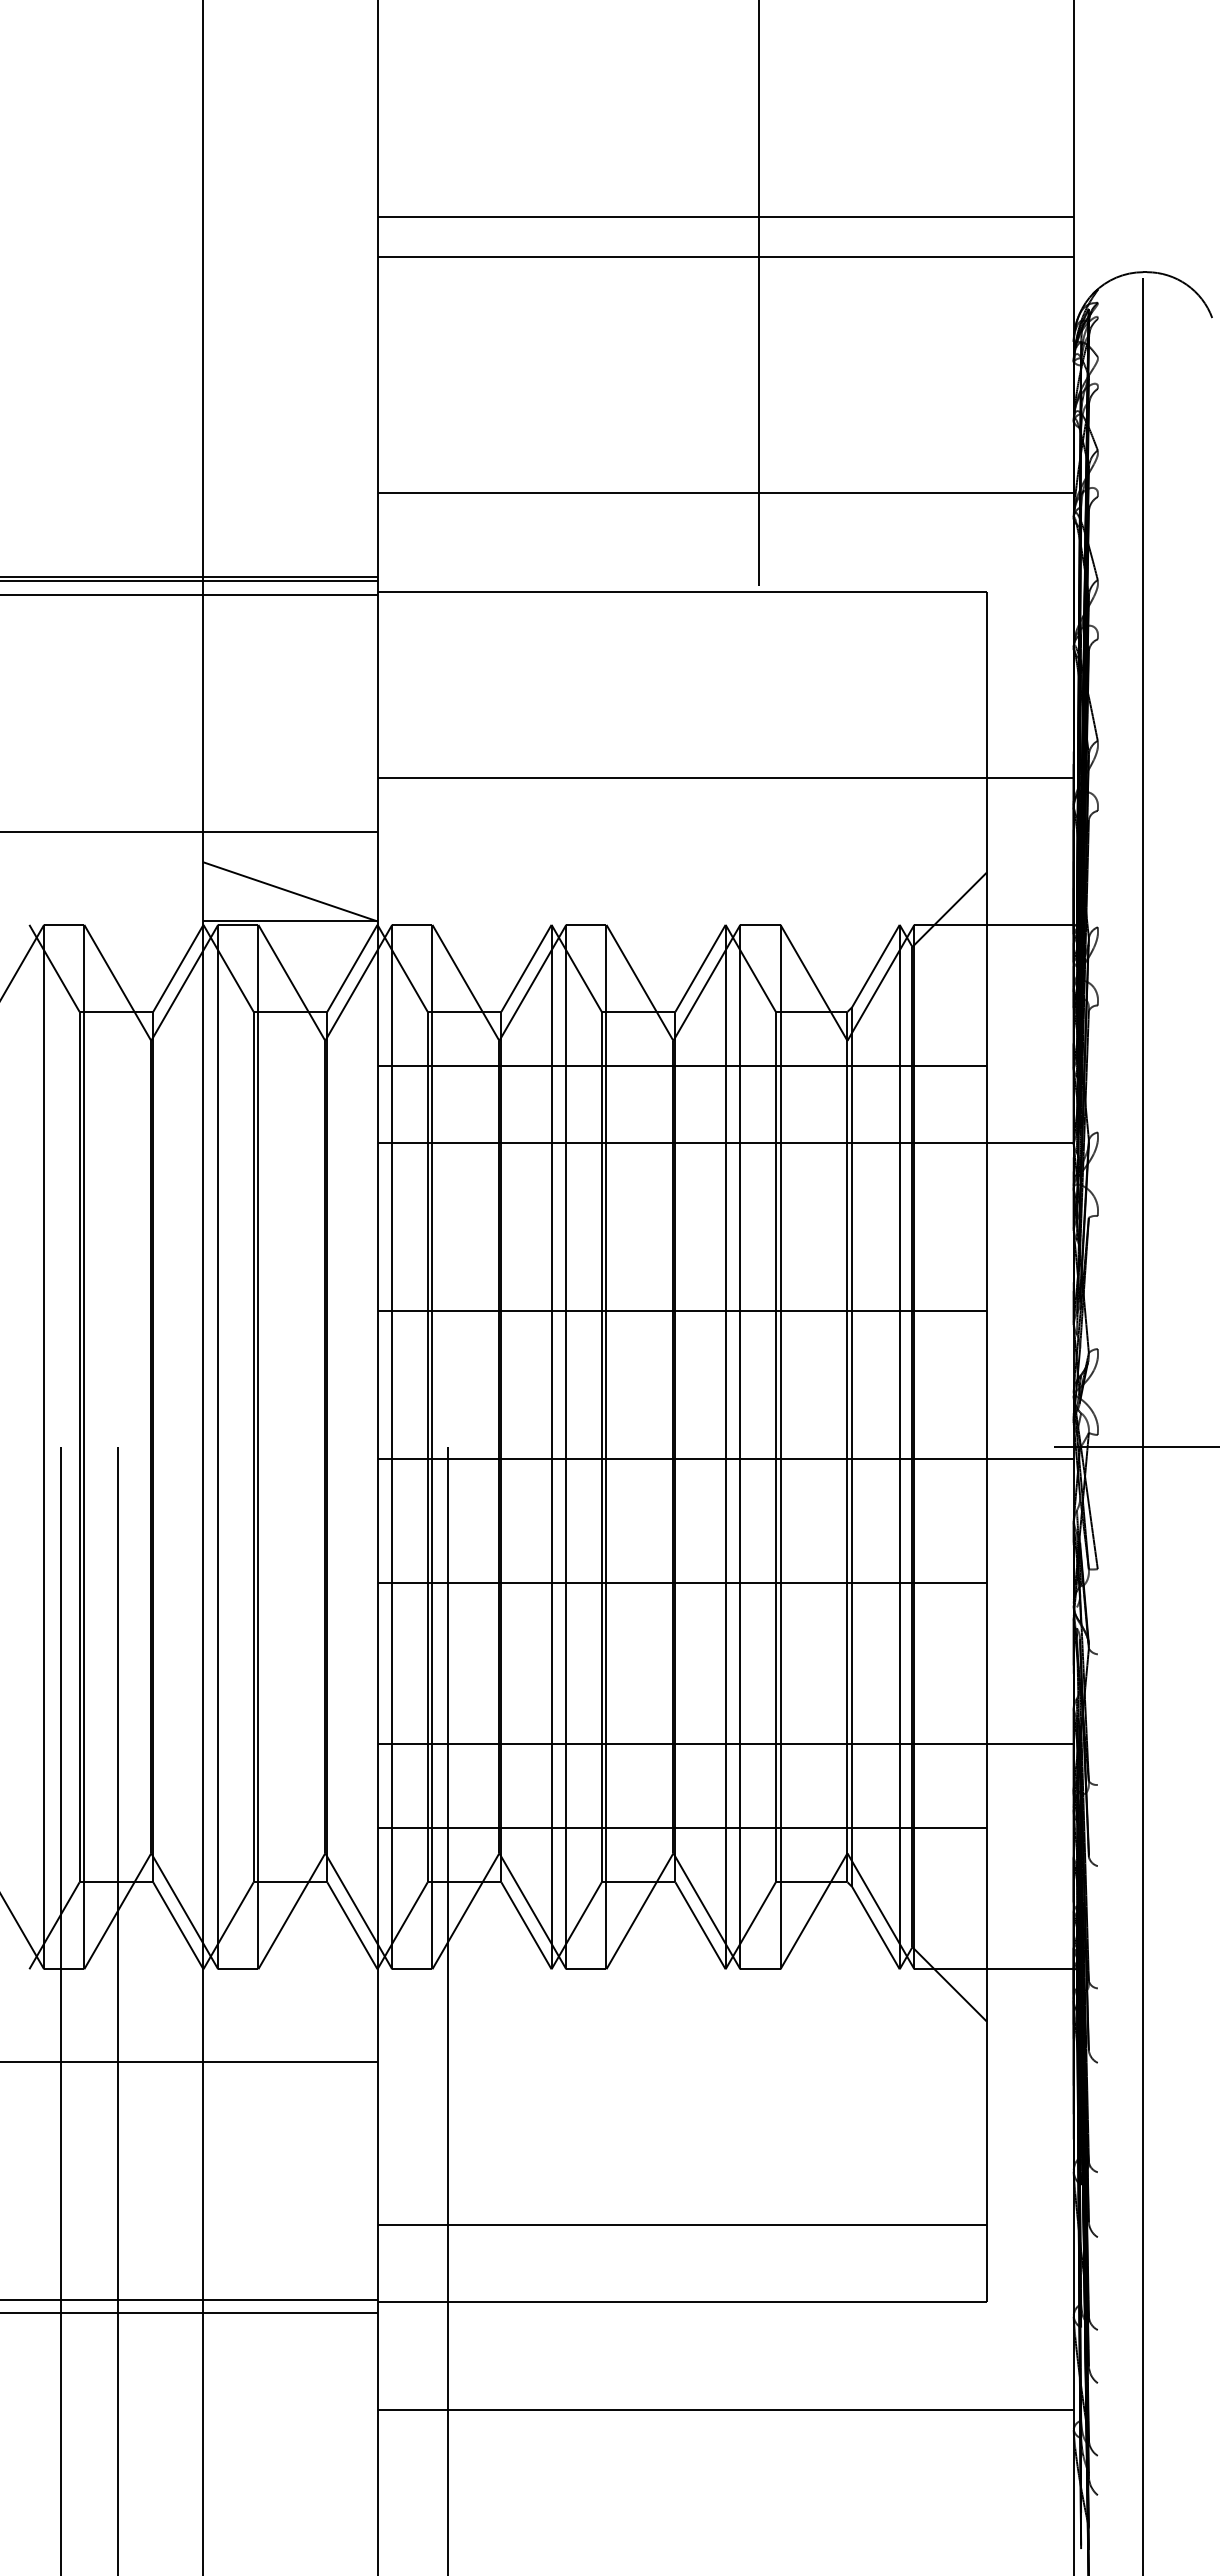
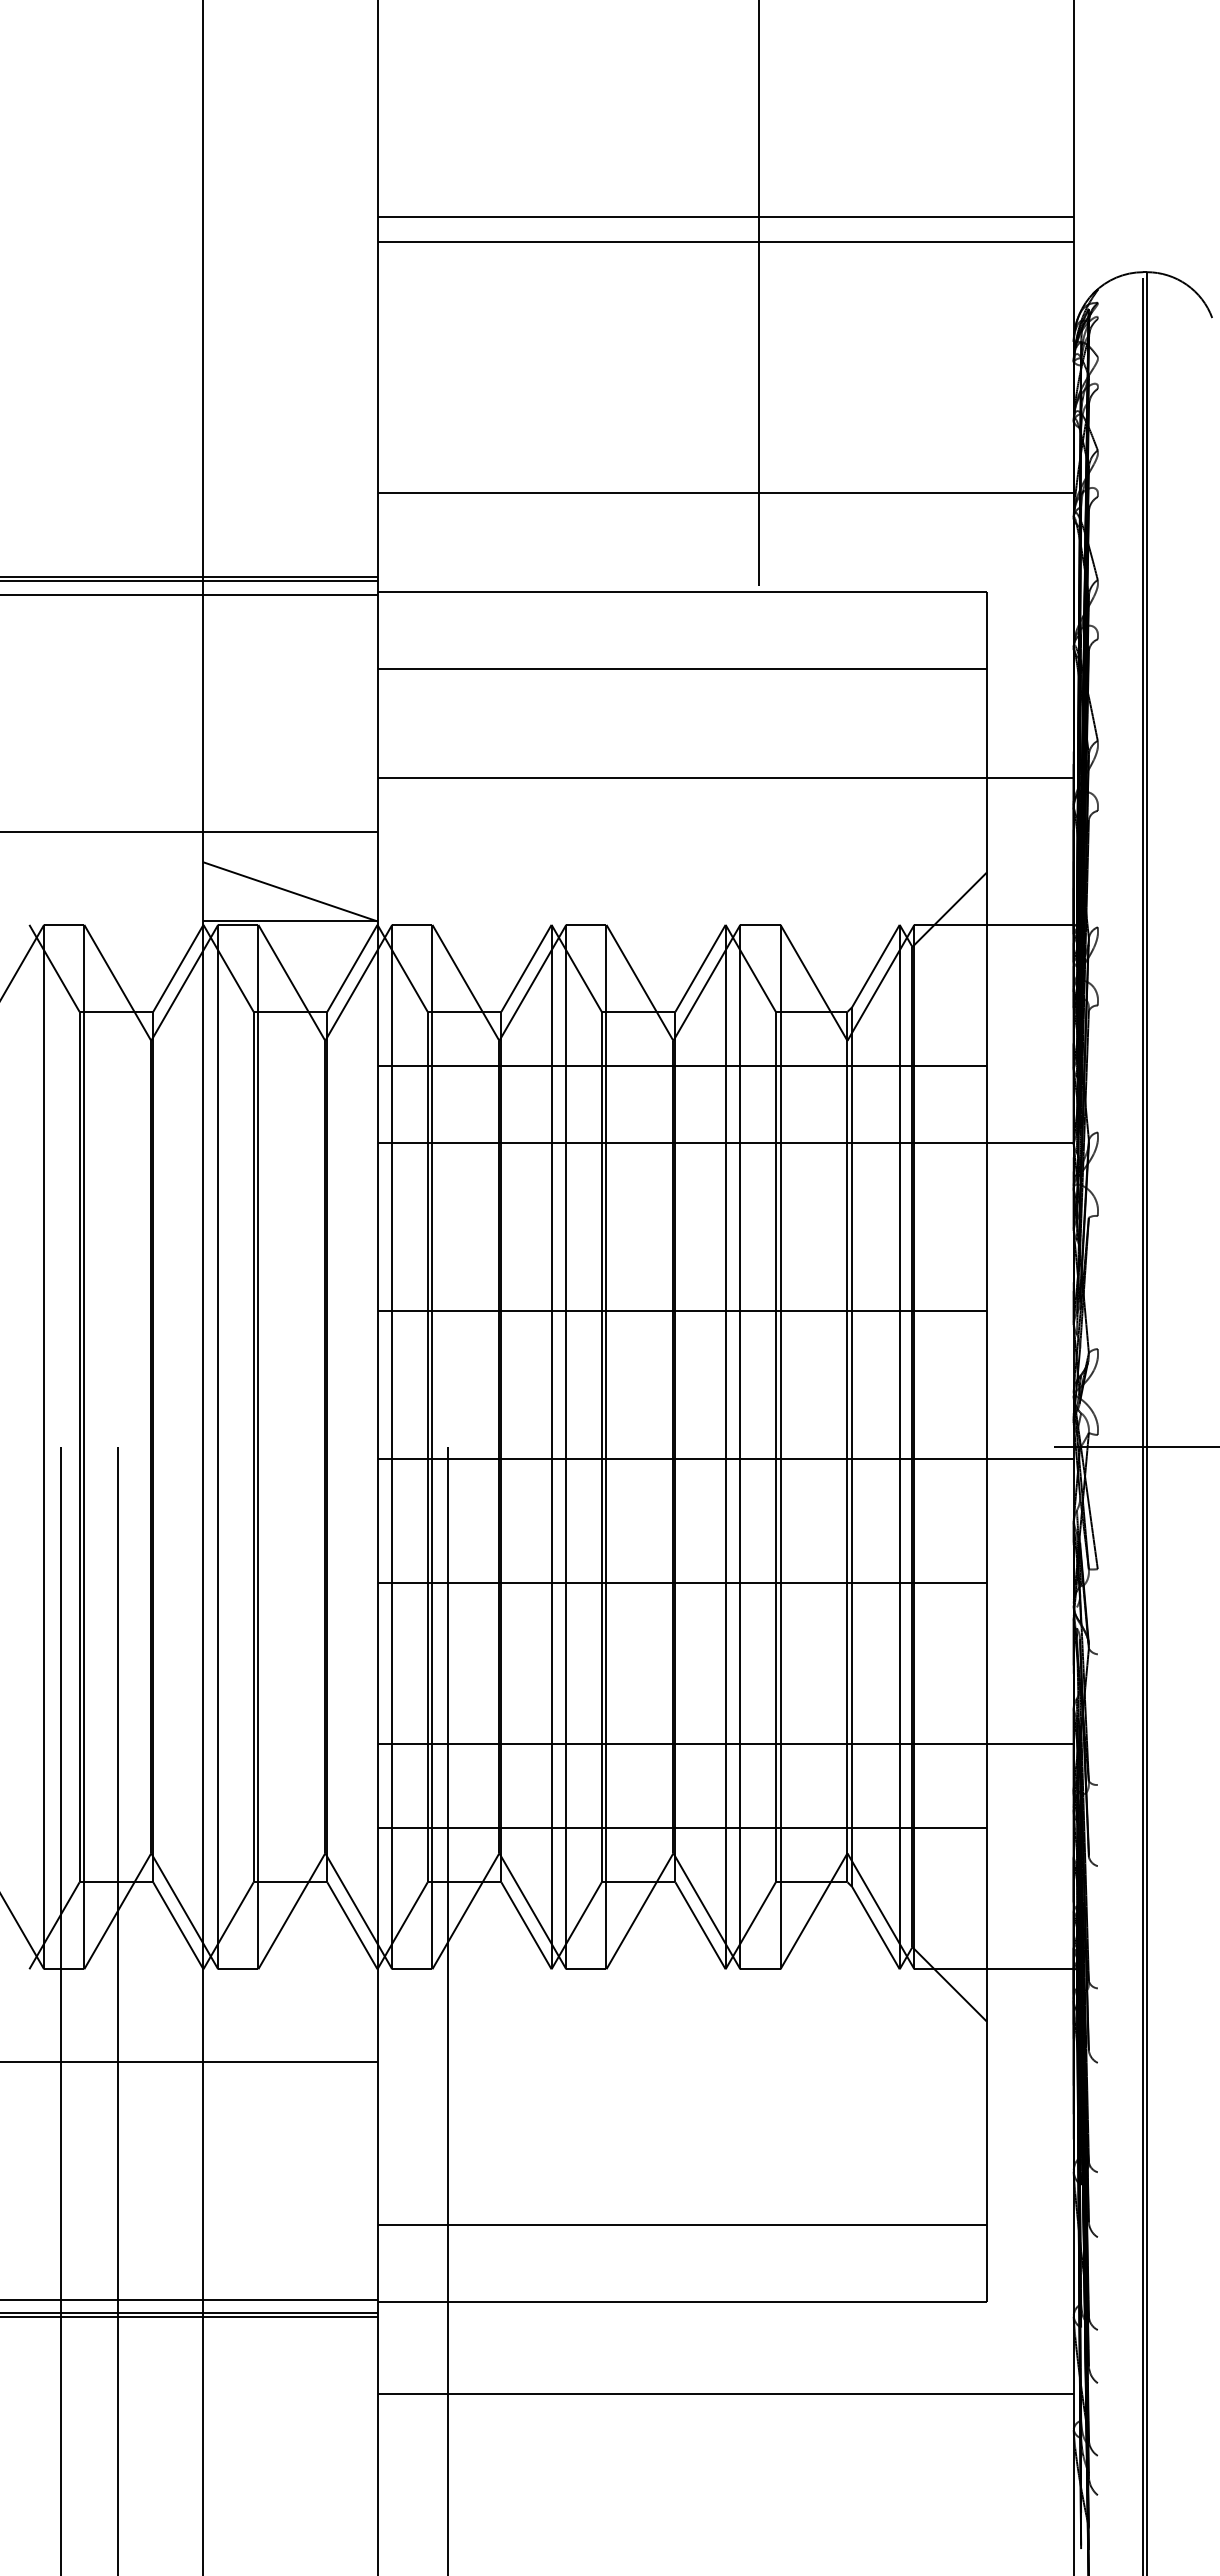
line position: (725, 257) -> (725, 242) (725, 242)
line: none -> present (681, 669)
line: none -> present (1146, 1422)
line: none -> present (189, 2317)
line position: (725, 2409) -> (725, 2393) (725, 2393)
